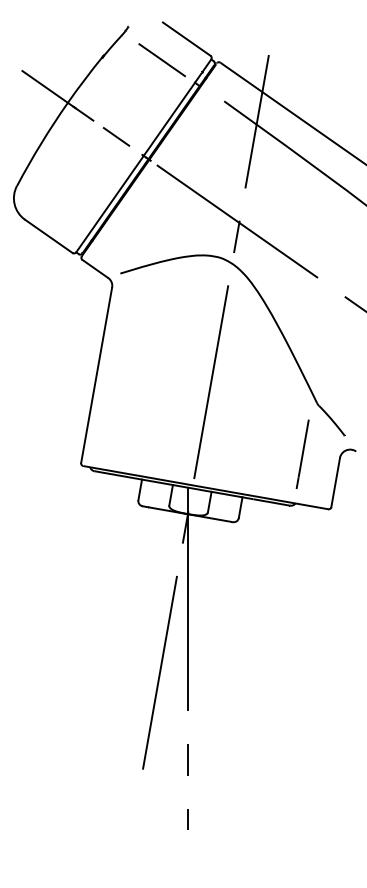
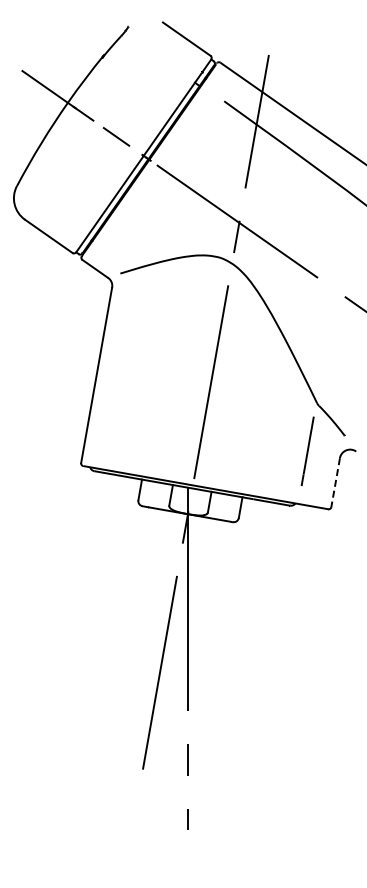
line: present -> none (161, 60)
line position: (302, 453) -> (307, 450) (307, 450)
line: solid -> dashed (335, 482)
